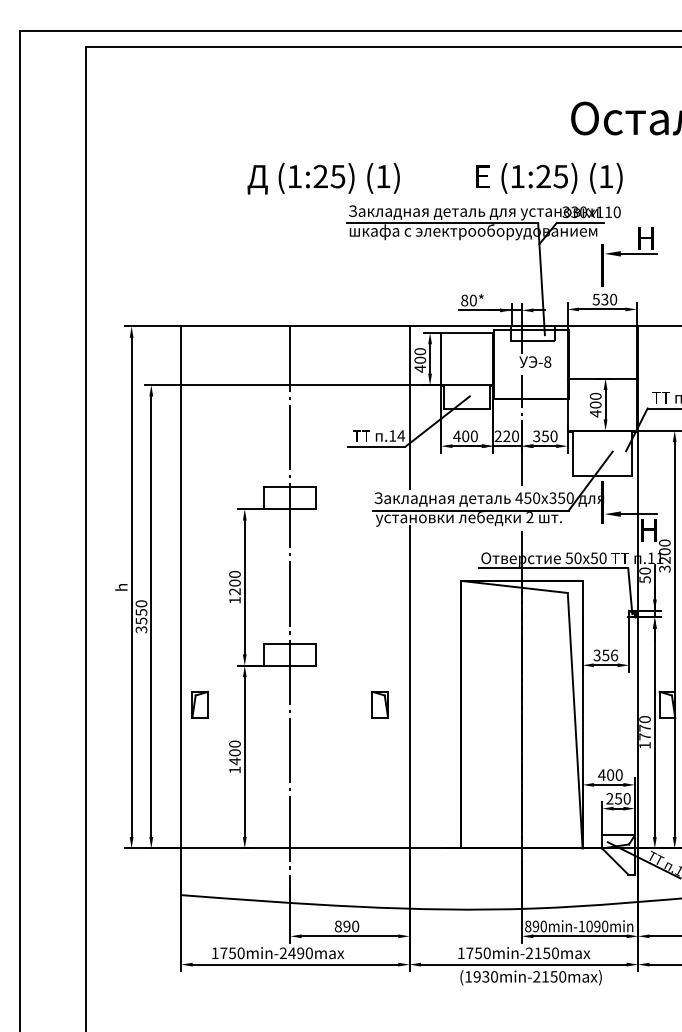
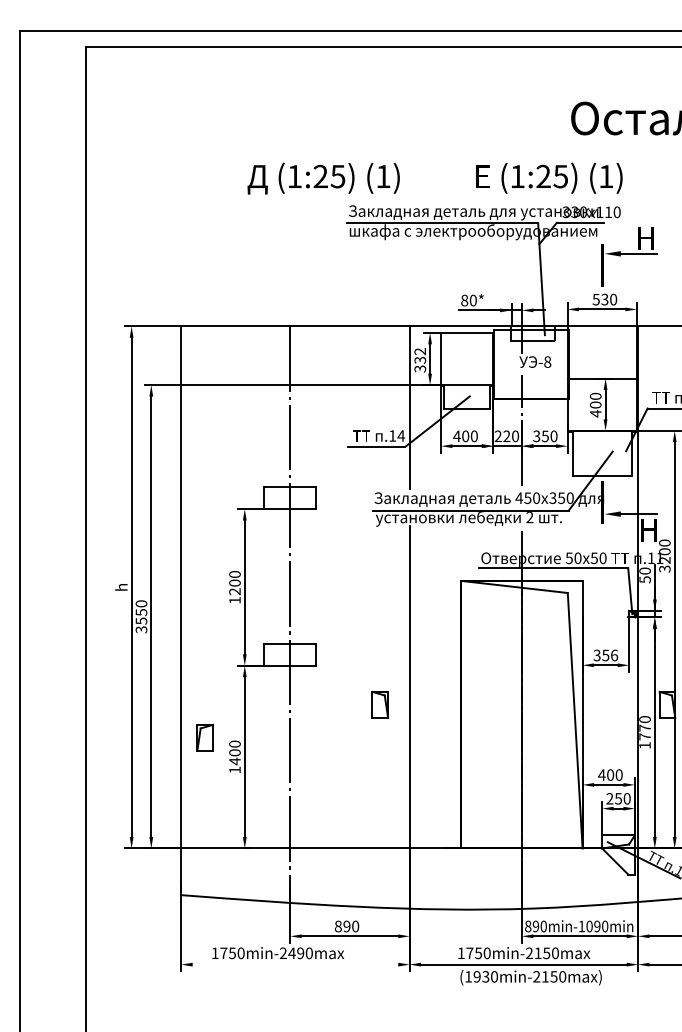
text: 400 -> 332 (420, 360)
part position: (199, 704) -> (204, 737) (204, 737)
line: present -> none (295, 964)
